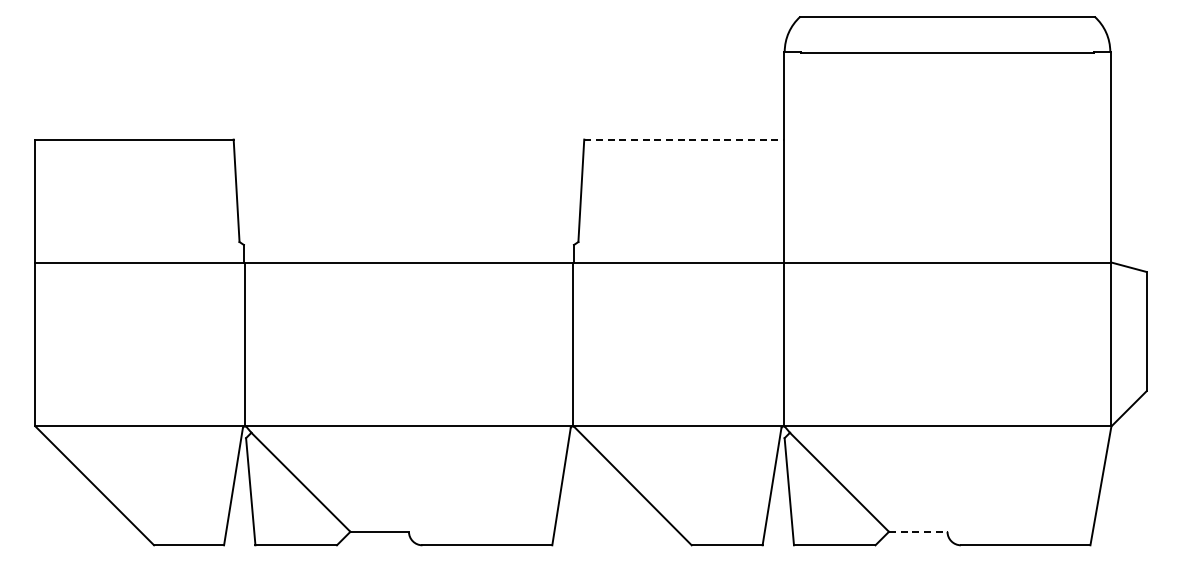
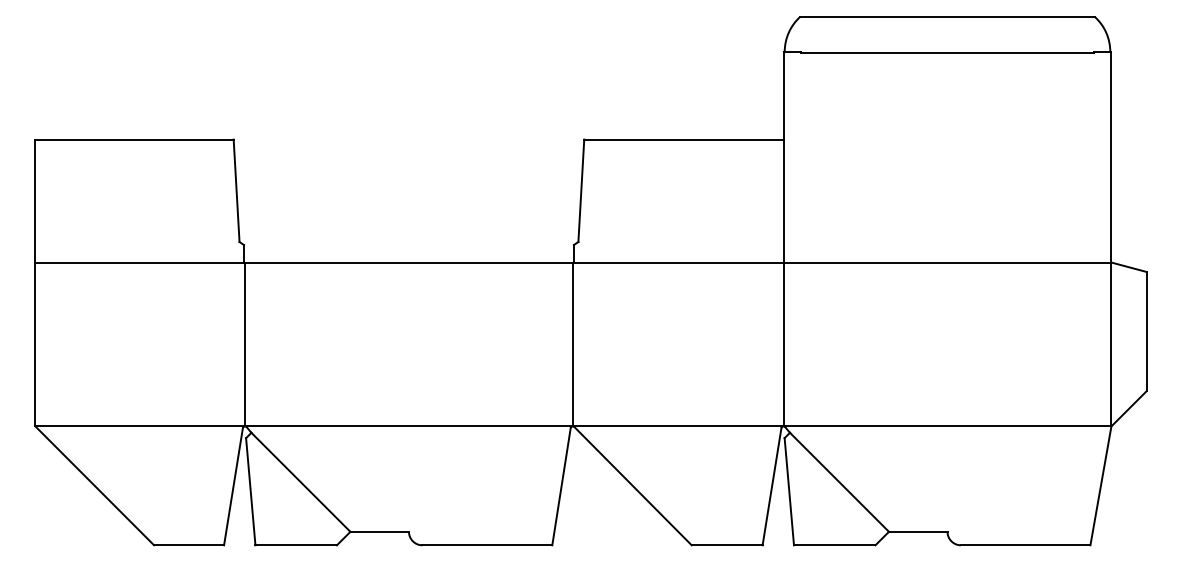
line: dashed -> solid (683, 139)
line: dashed -> solid (918, 531)
